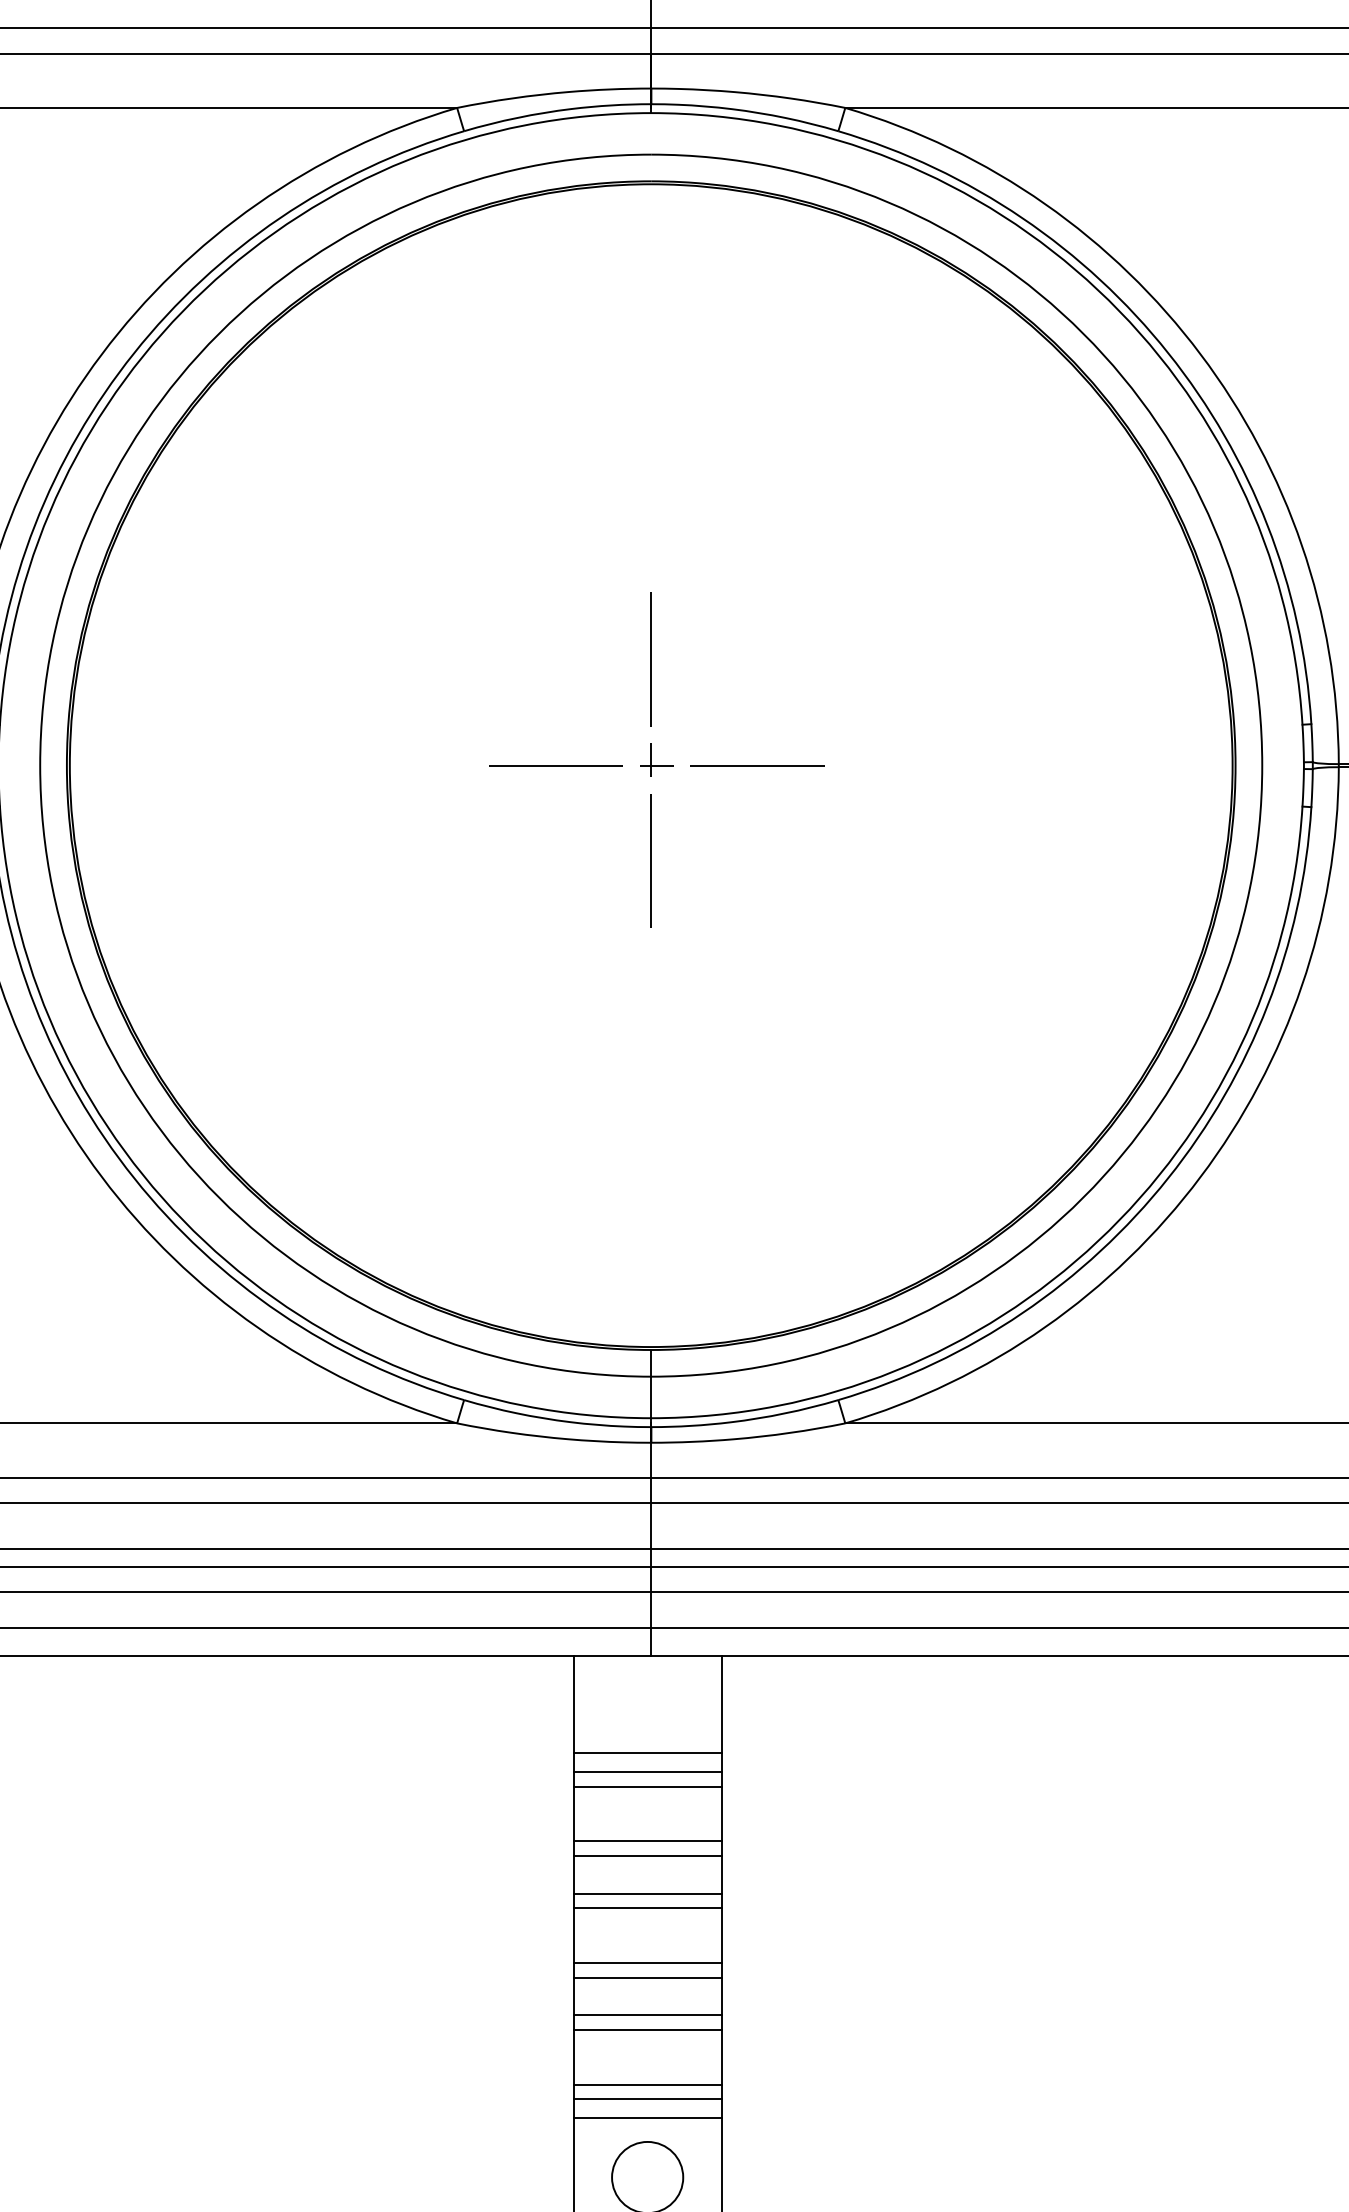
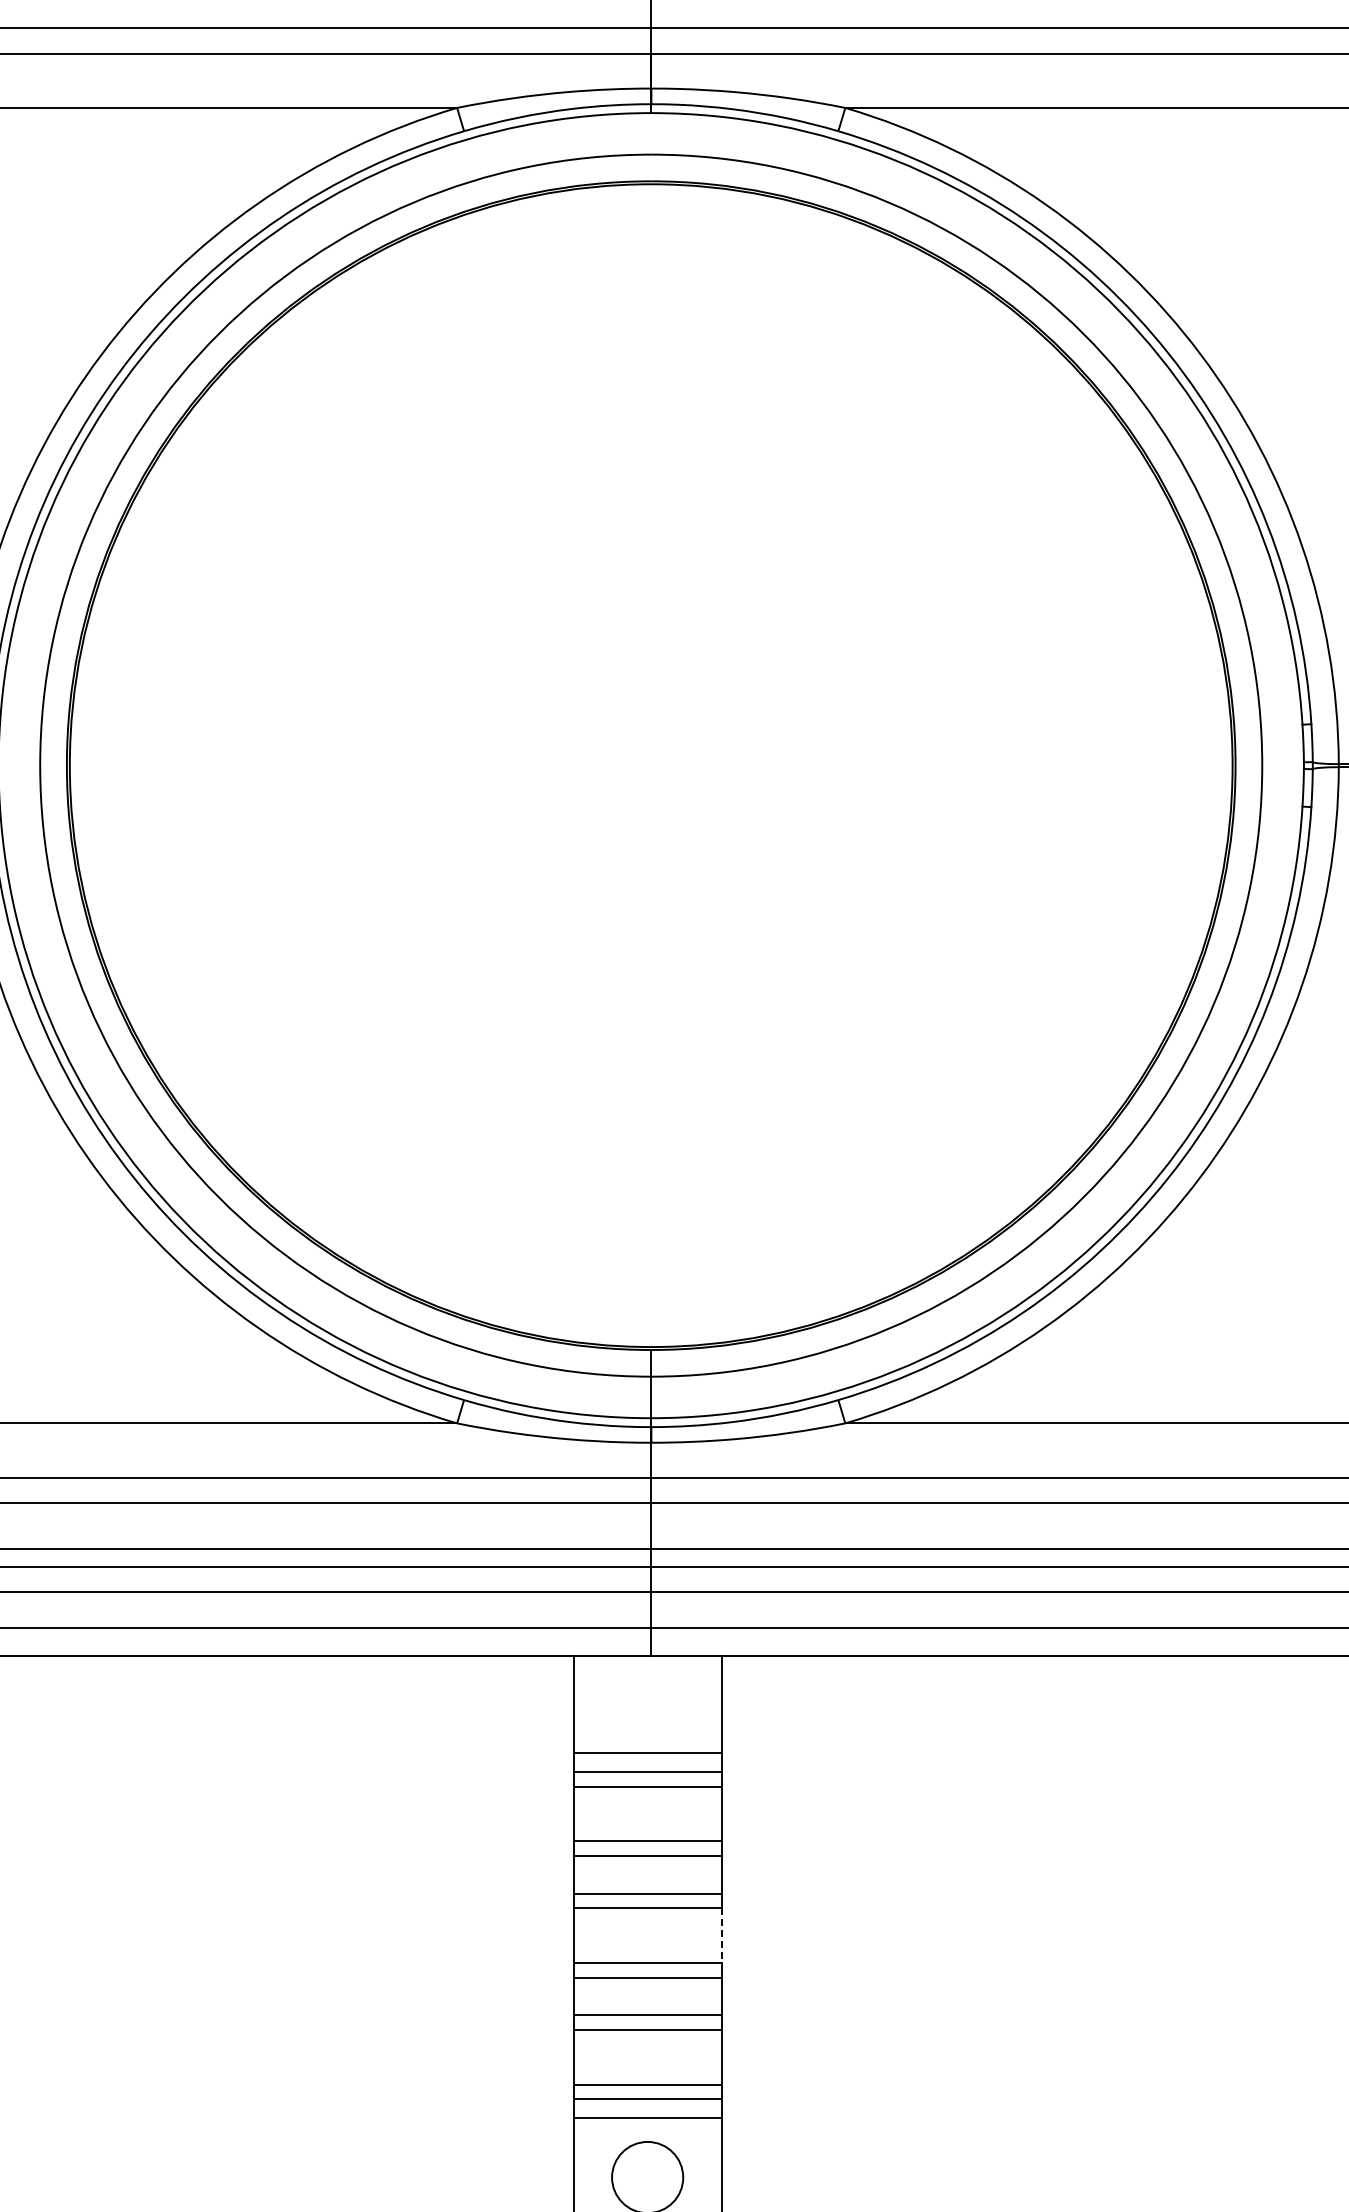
part: present -> none (656, 759)
line: solid -> dashed (721, 1936)
